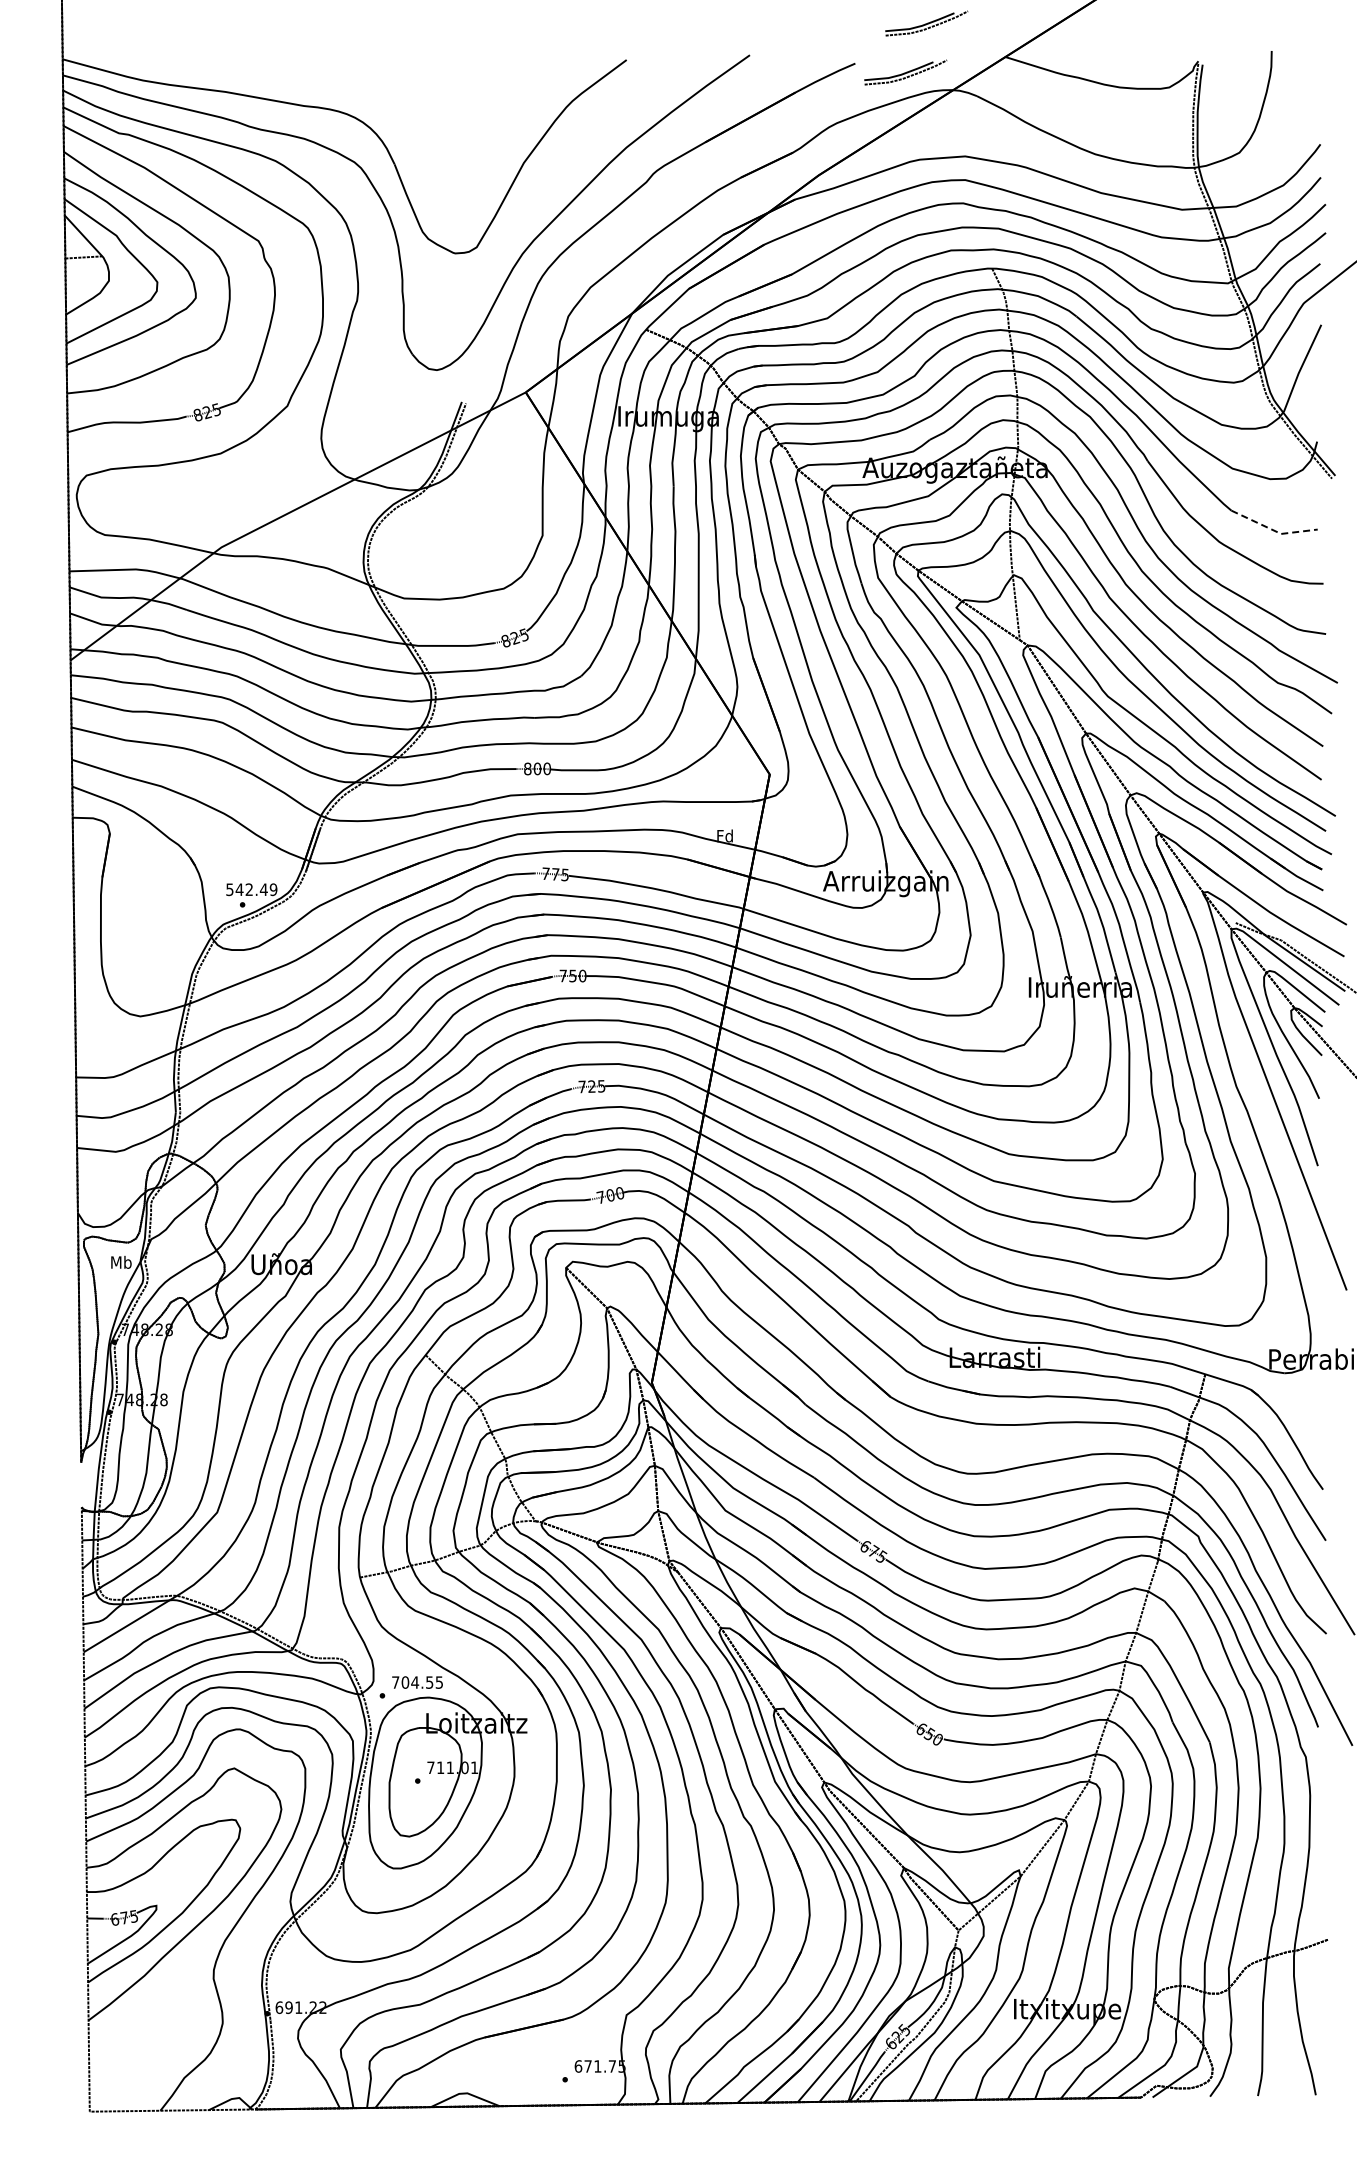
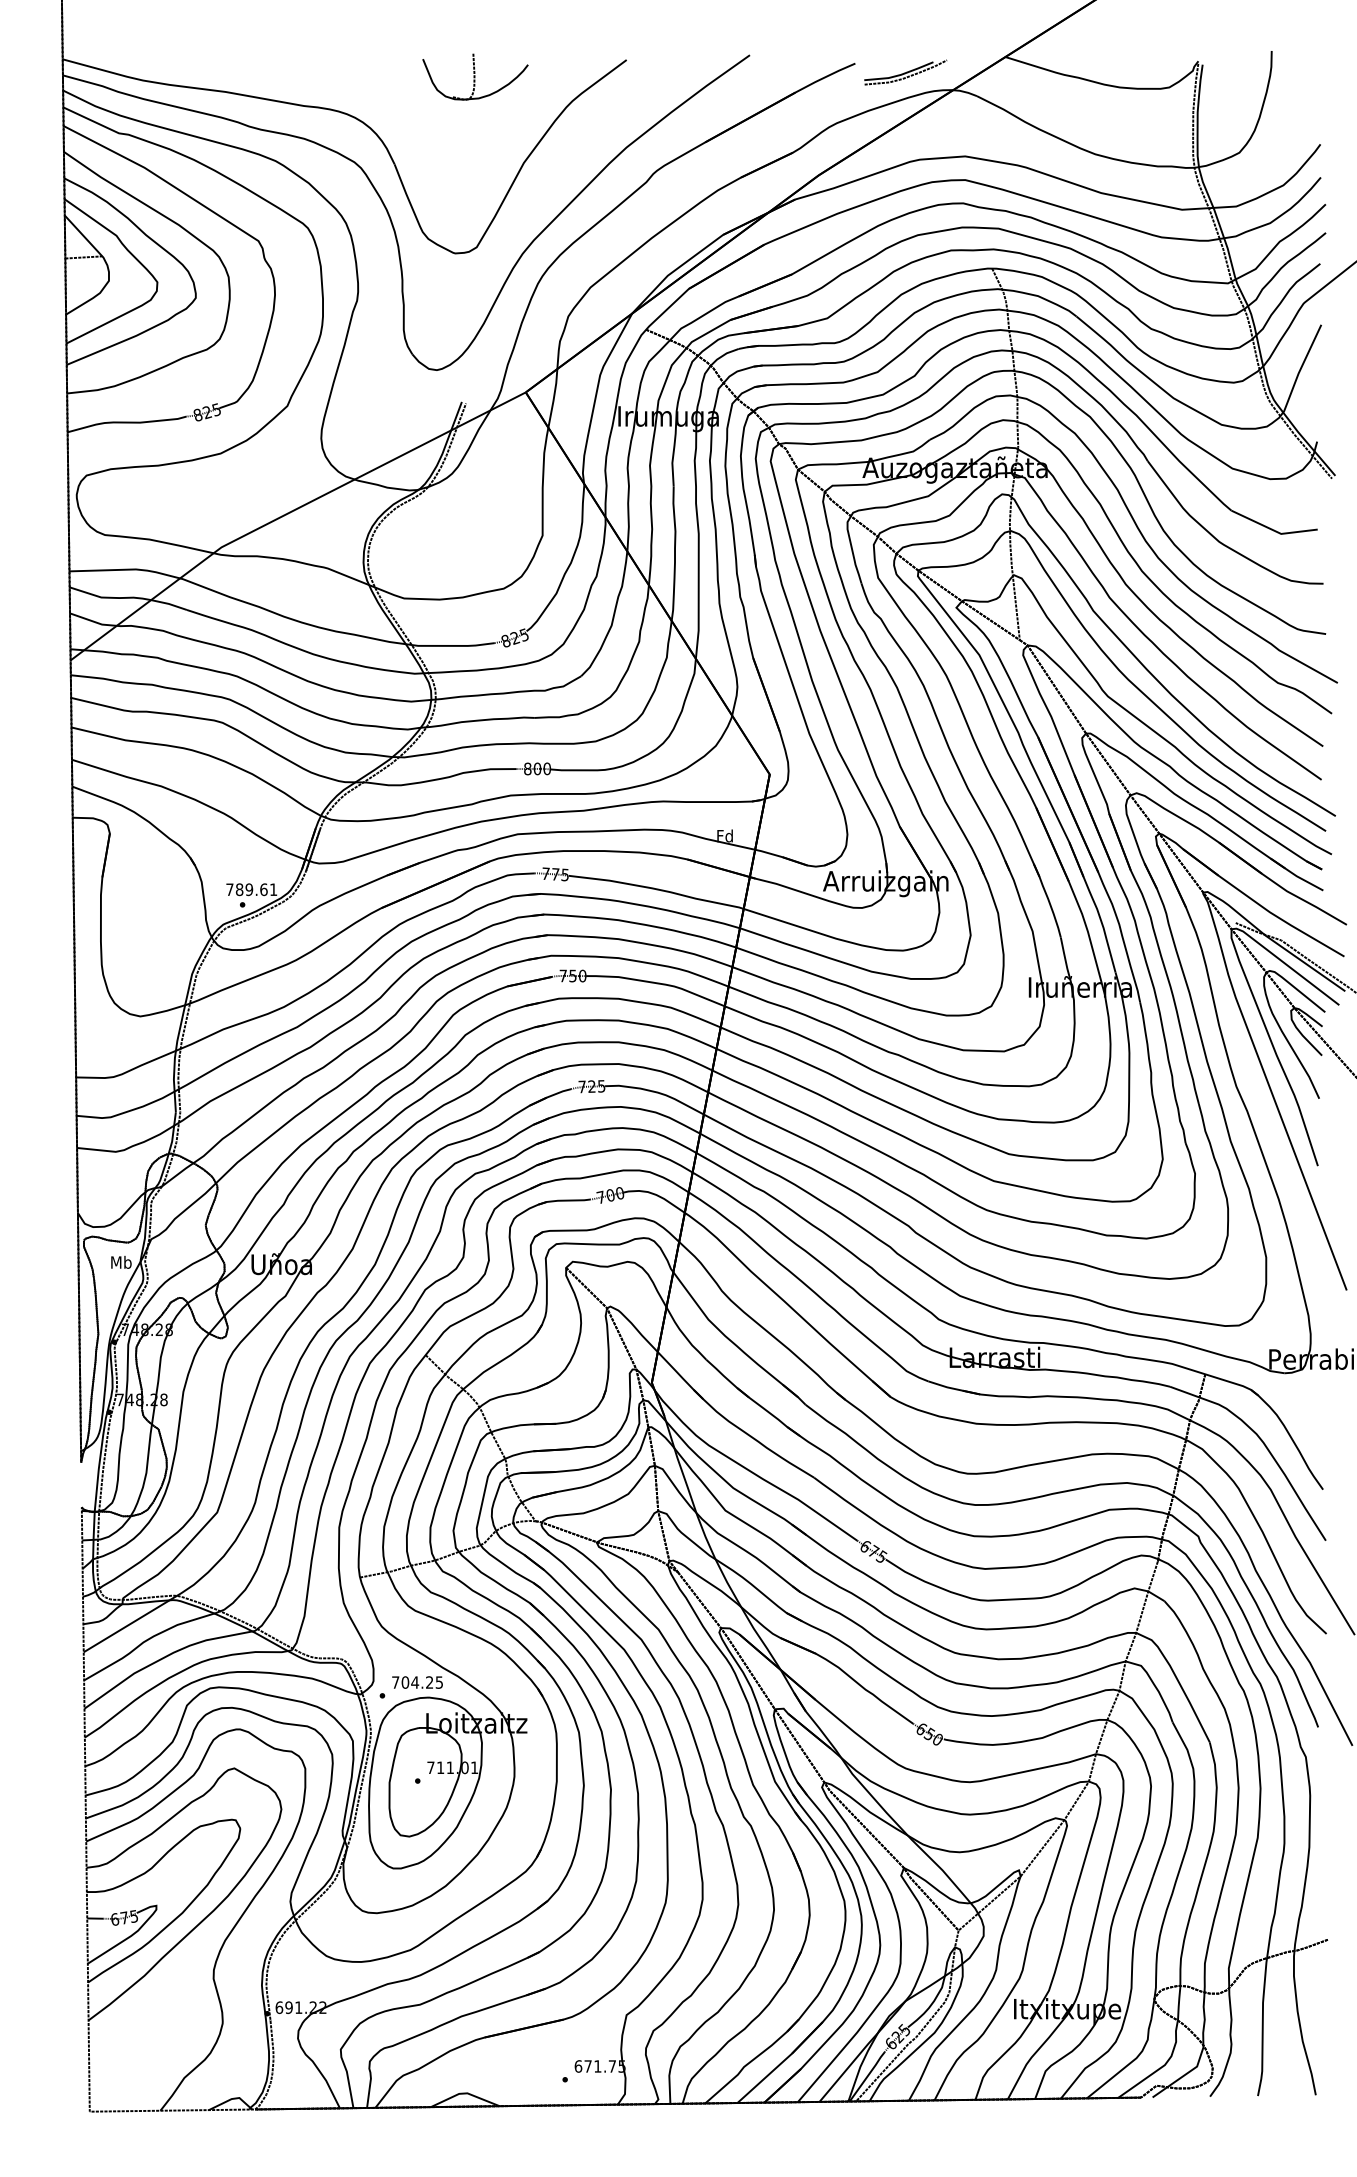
part: present -> none (926, 23)
part: none -> present (475, 76)
line: dashed -> solid (1273, 530)
text: 542.49 -> 789.61 (251, 889)
text: 704.55 -> 704.25 (429, 1682)
